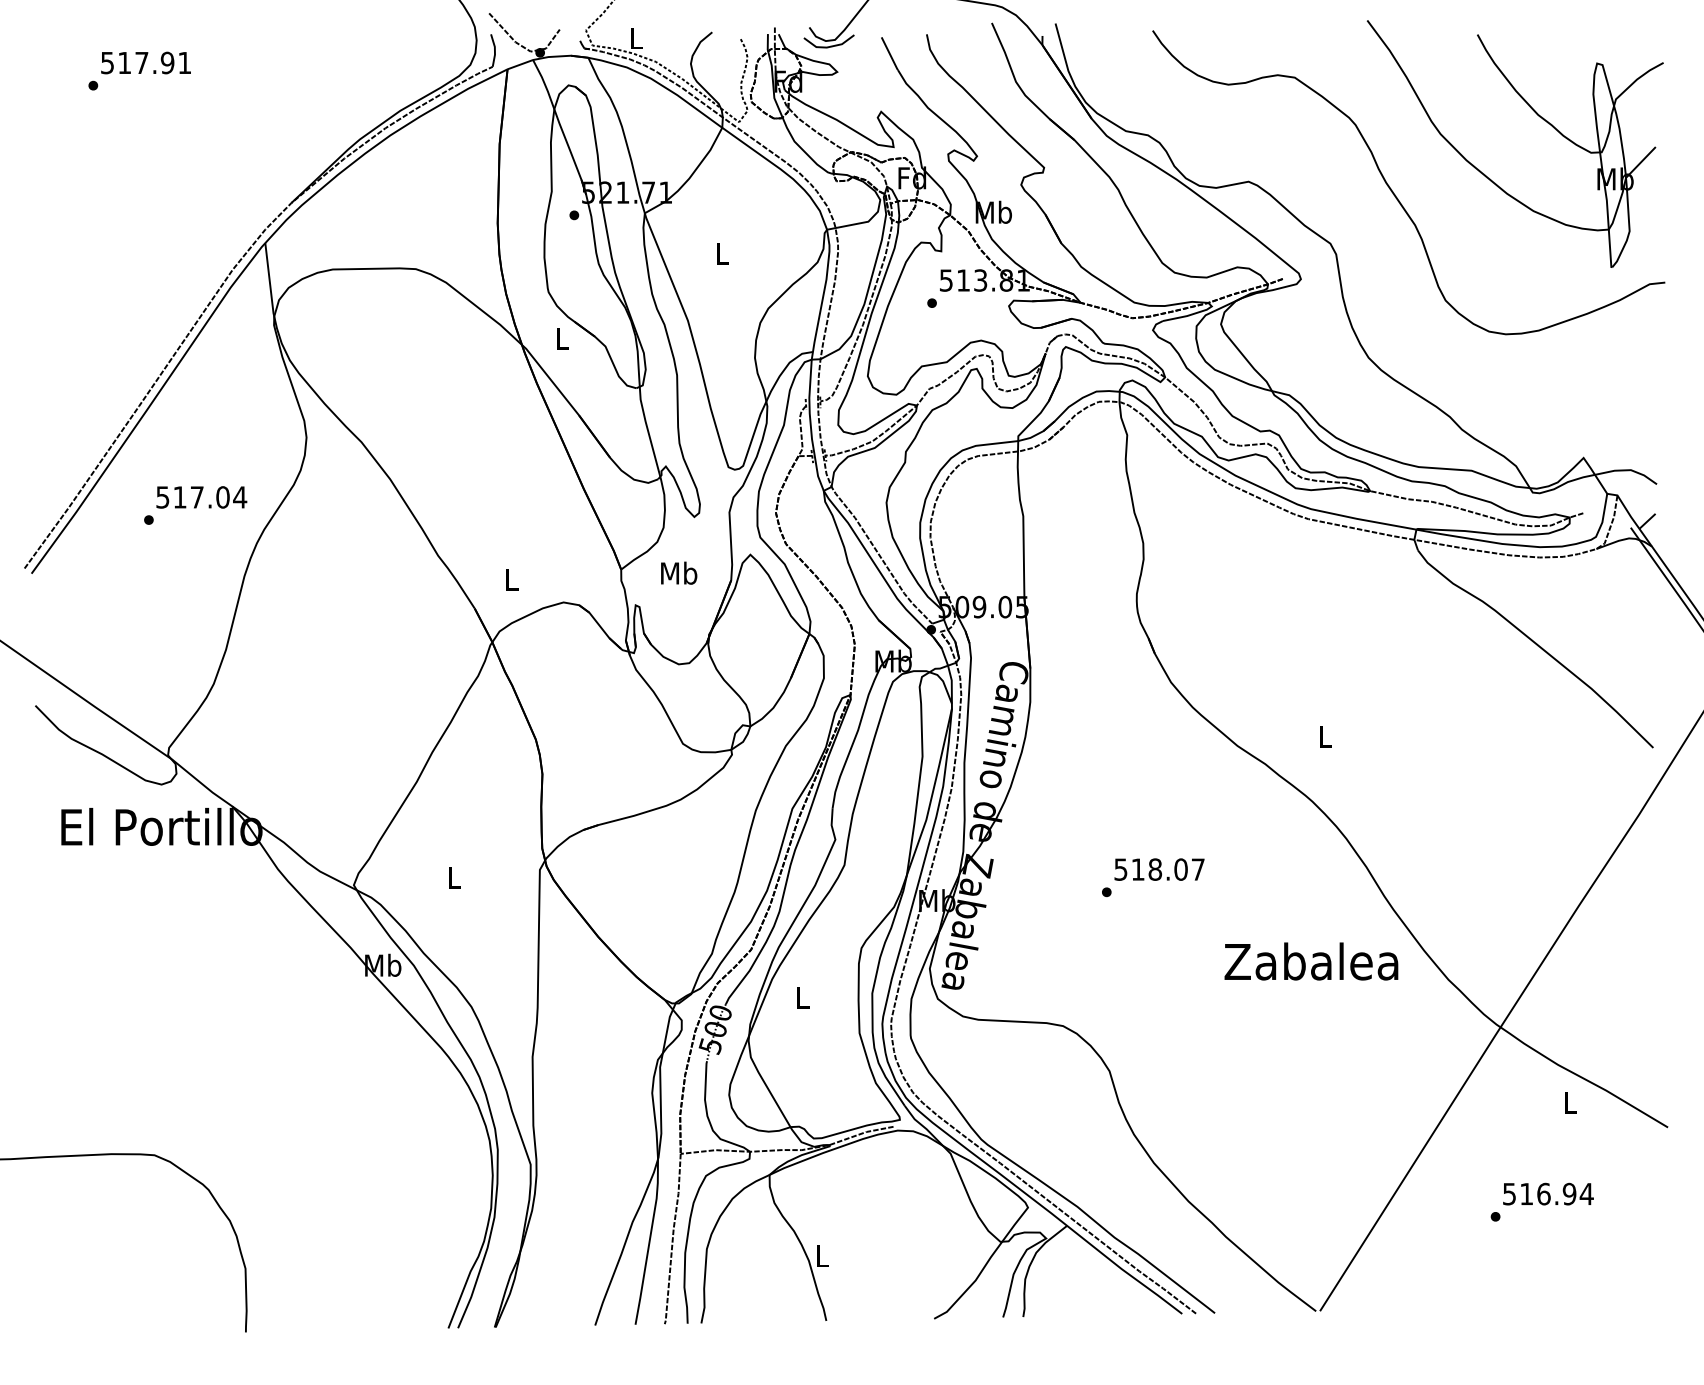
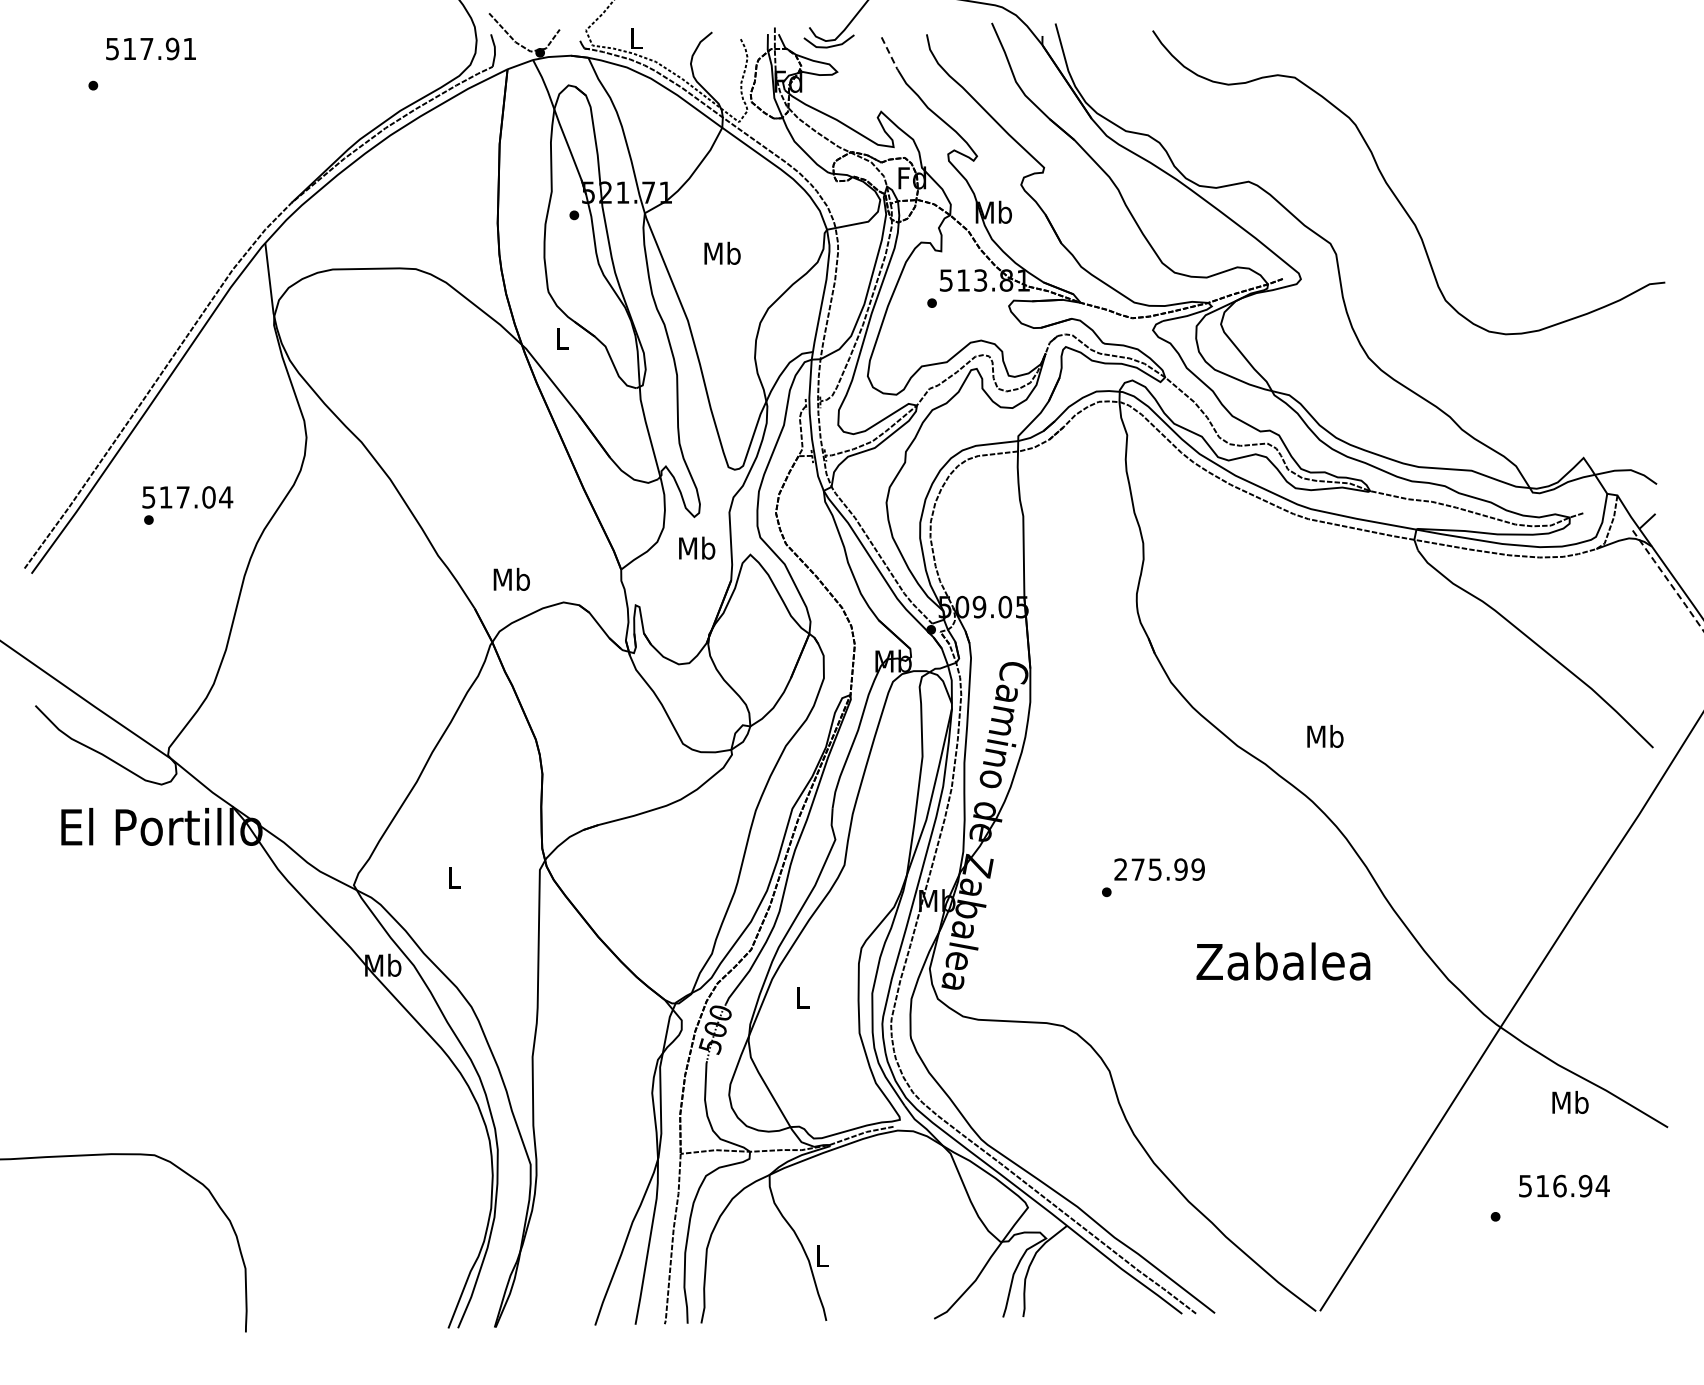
line: solid -> dashed (890, 54)
text position: (145, 62) -> (150, 48) (150, 48)
part: present -> none (1539, 117)
text: L -> Mb (722, 252)
text position: (201, 497) -> (187, 497) (187, 497)
text position: (679, 572) -> (697, 547) (697, 547)
text: L -> Mb (511, 578)
line: solid -> dashed (1667, 579)
text: L -> Mb (1325, 735)
text: 518.07 -> 275.99 (1159, 869)
text position: (1311, 961) -> (1283, 961) (1283, 961)
text: L -> Mb (1570, 1101)
text position: (1548, 1193) -> (1564, 1185) (1564, 1185)
